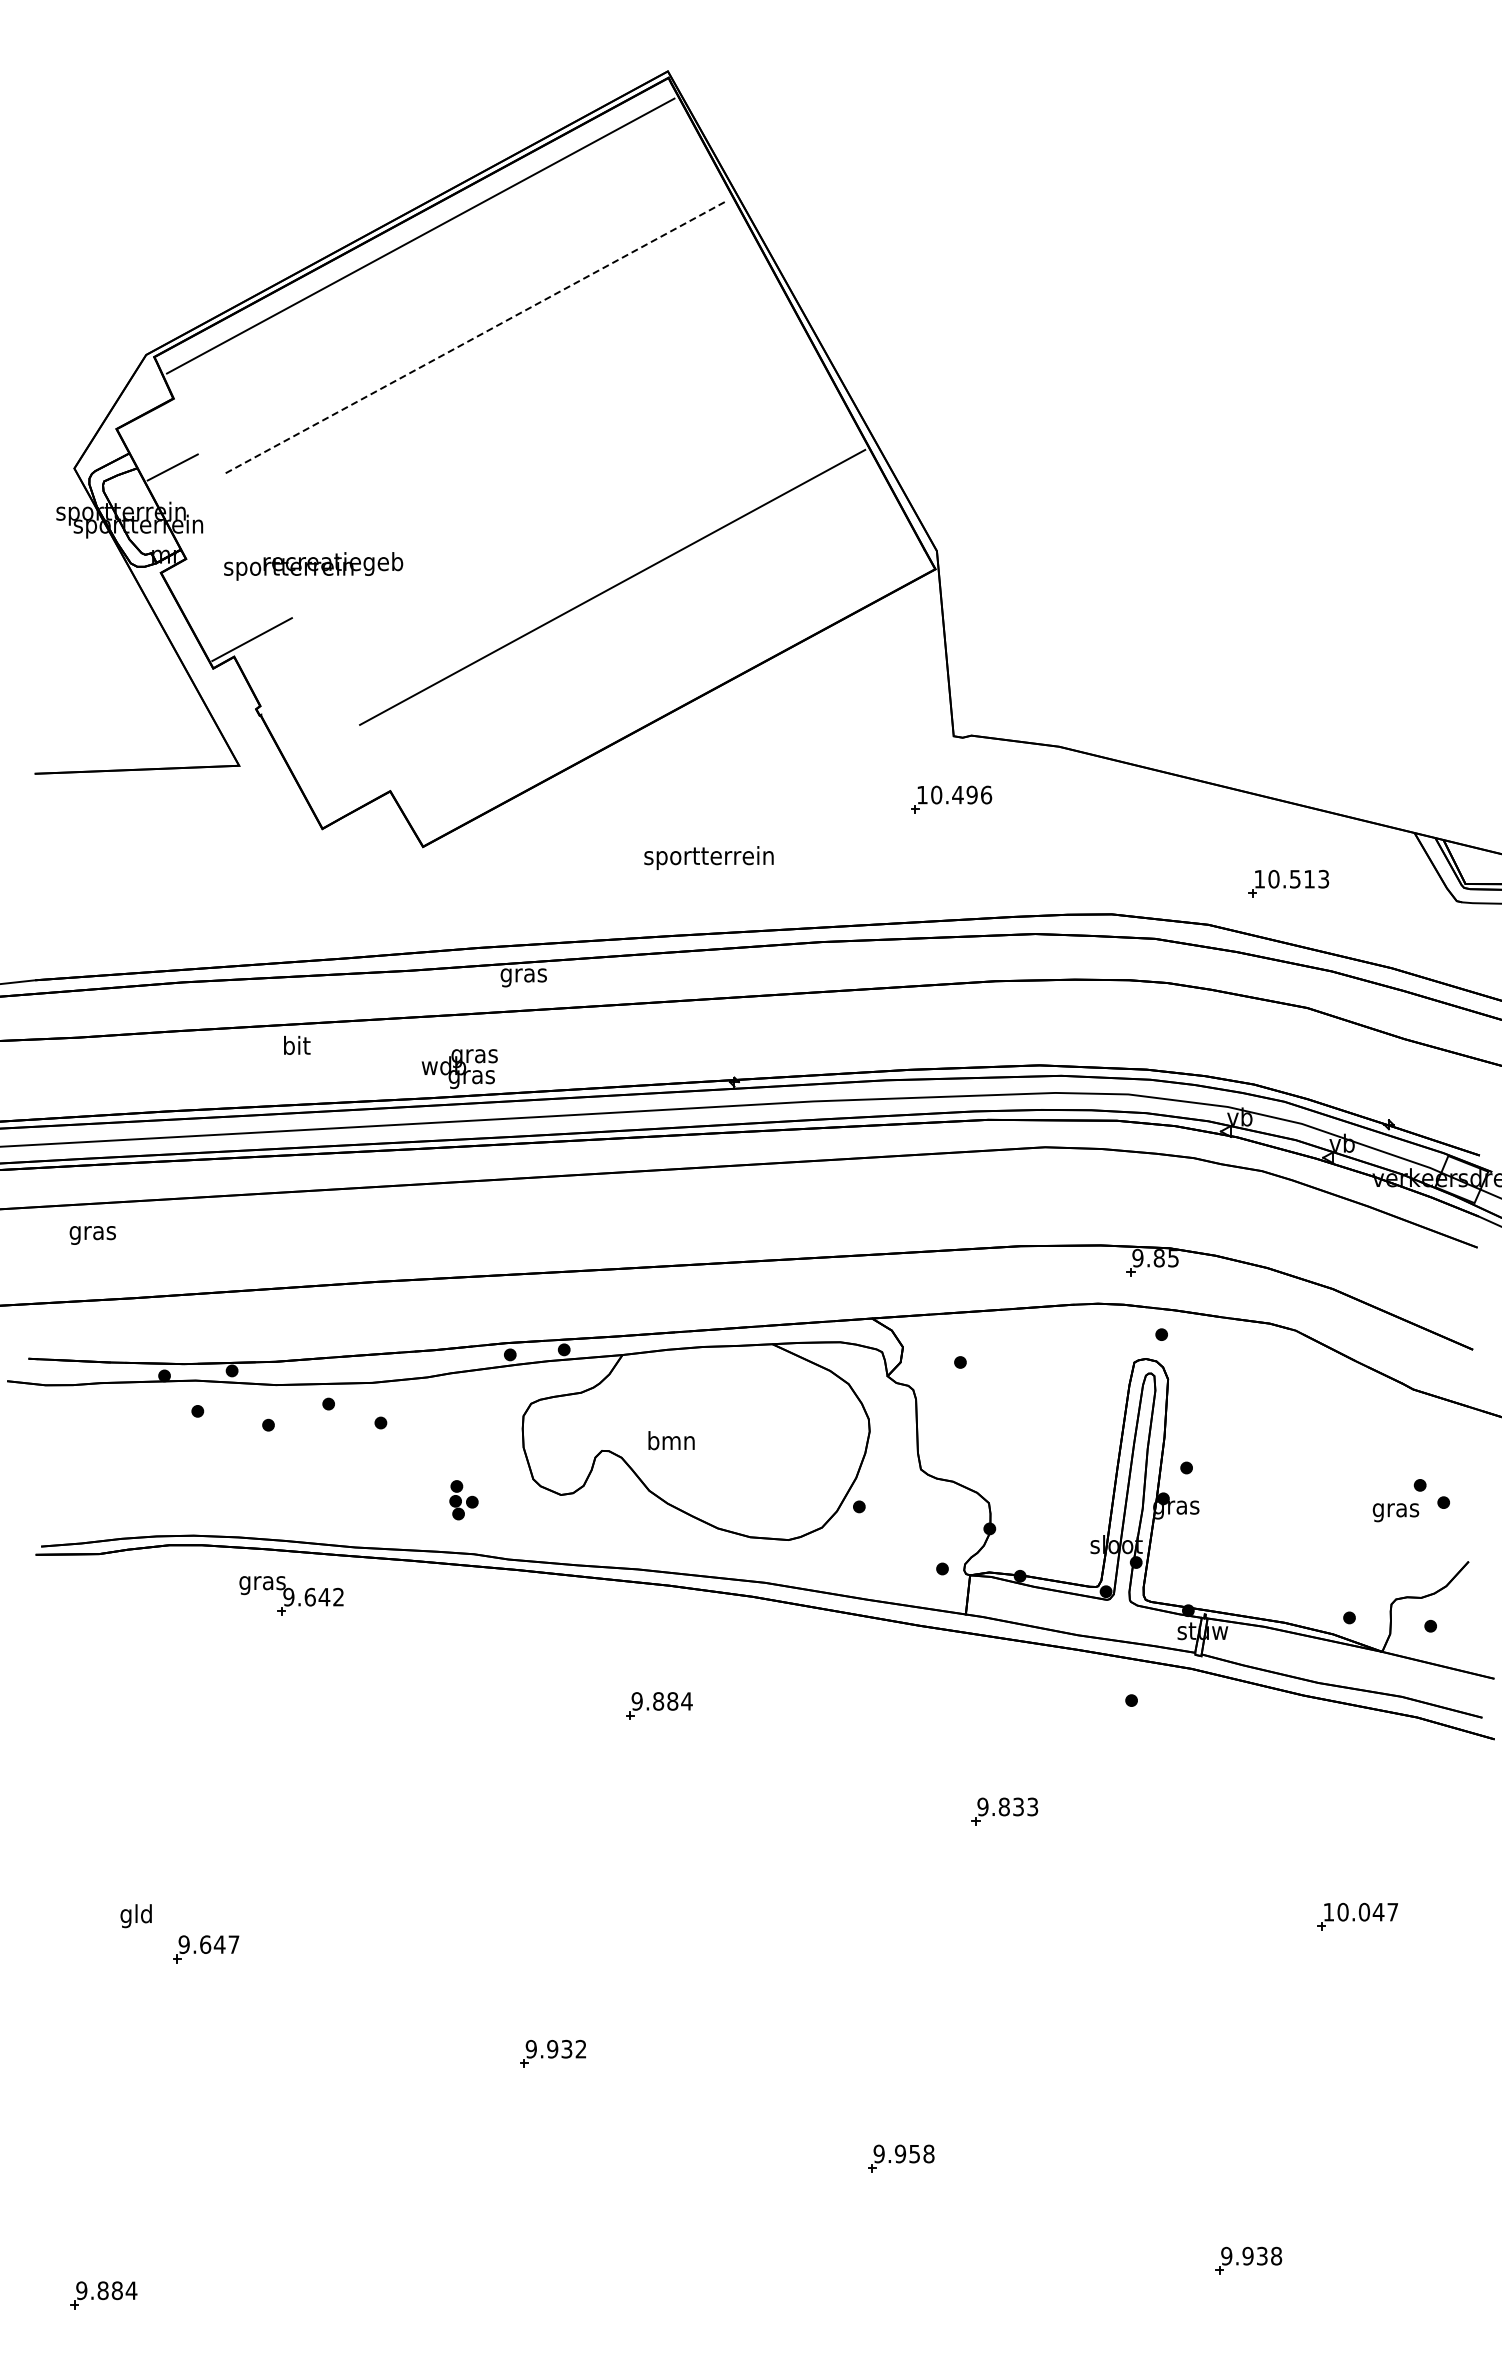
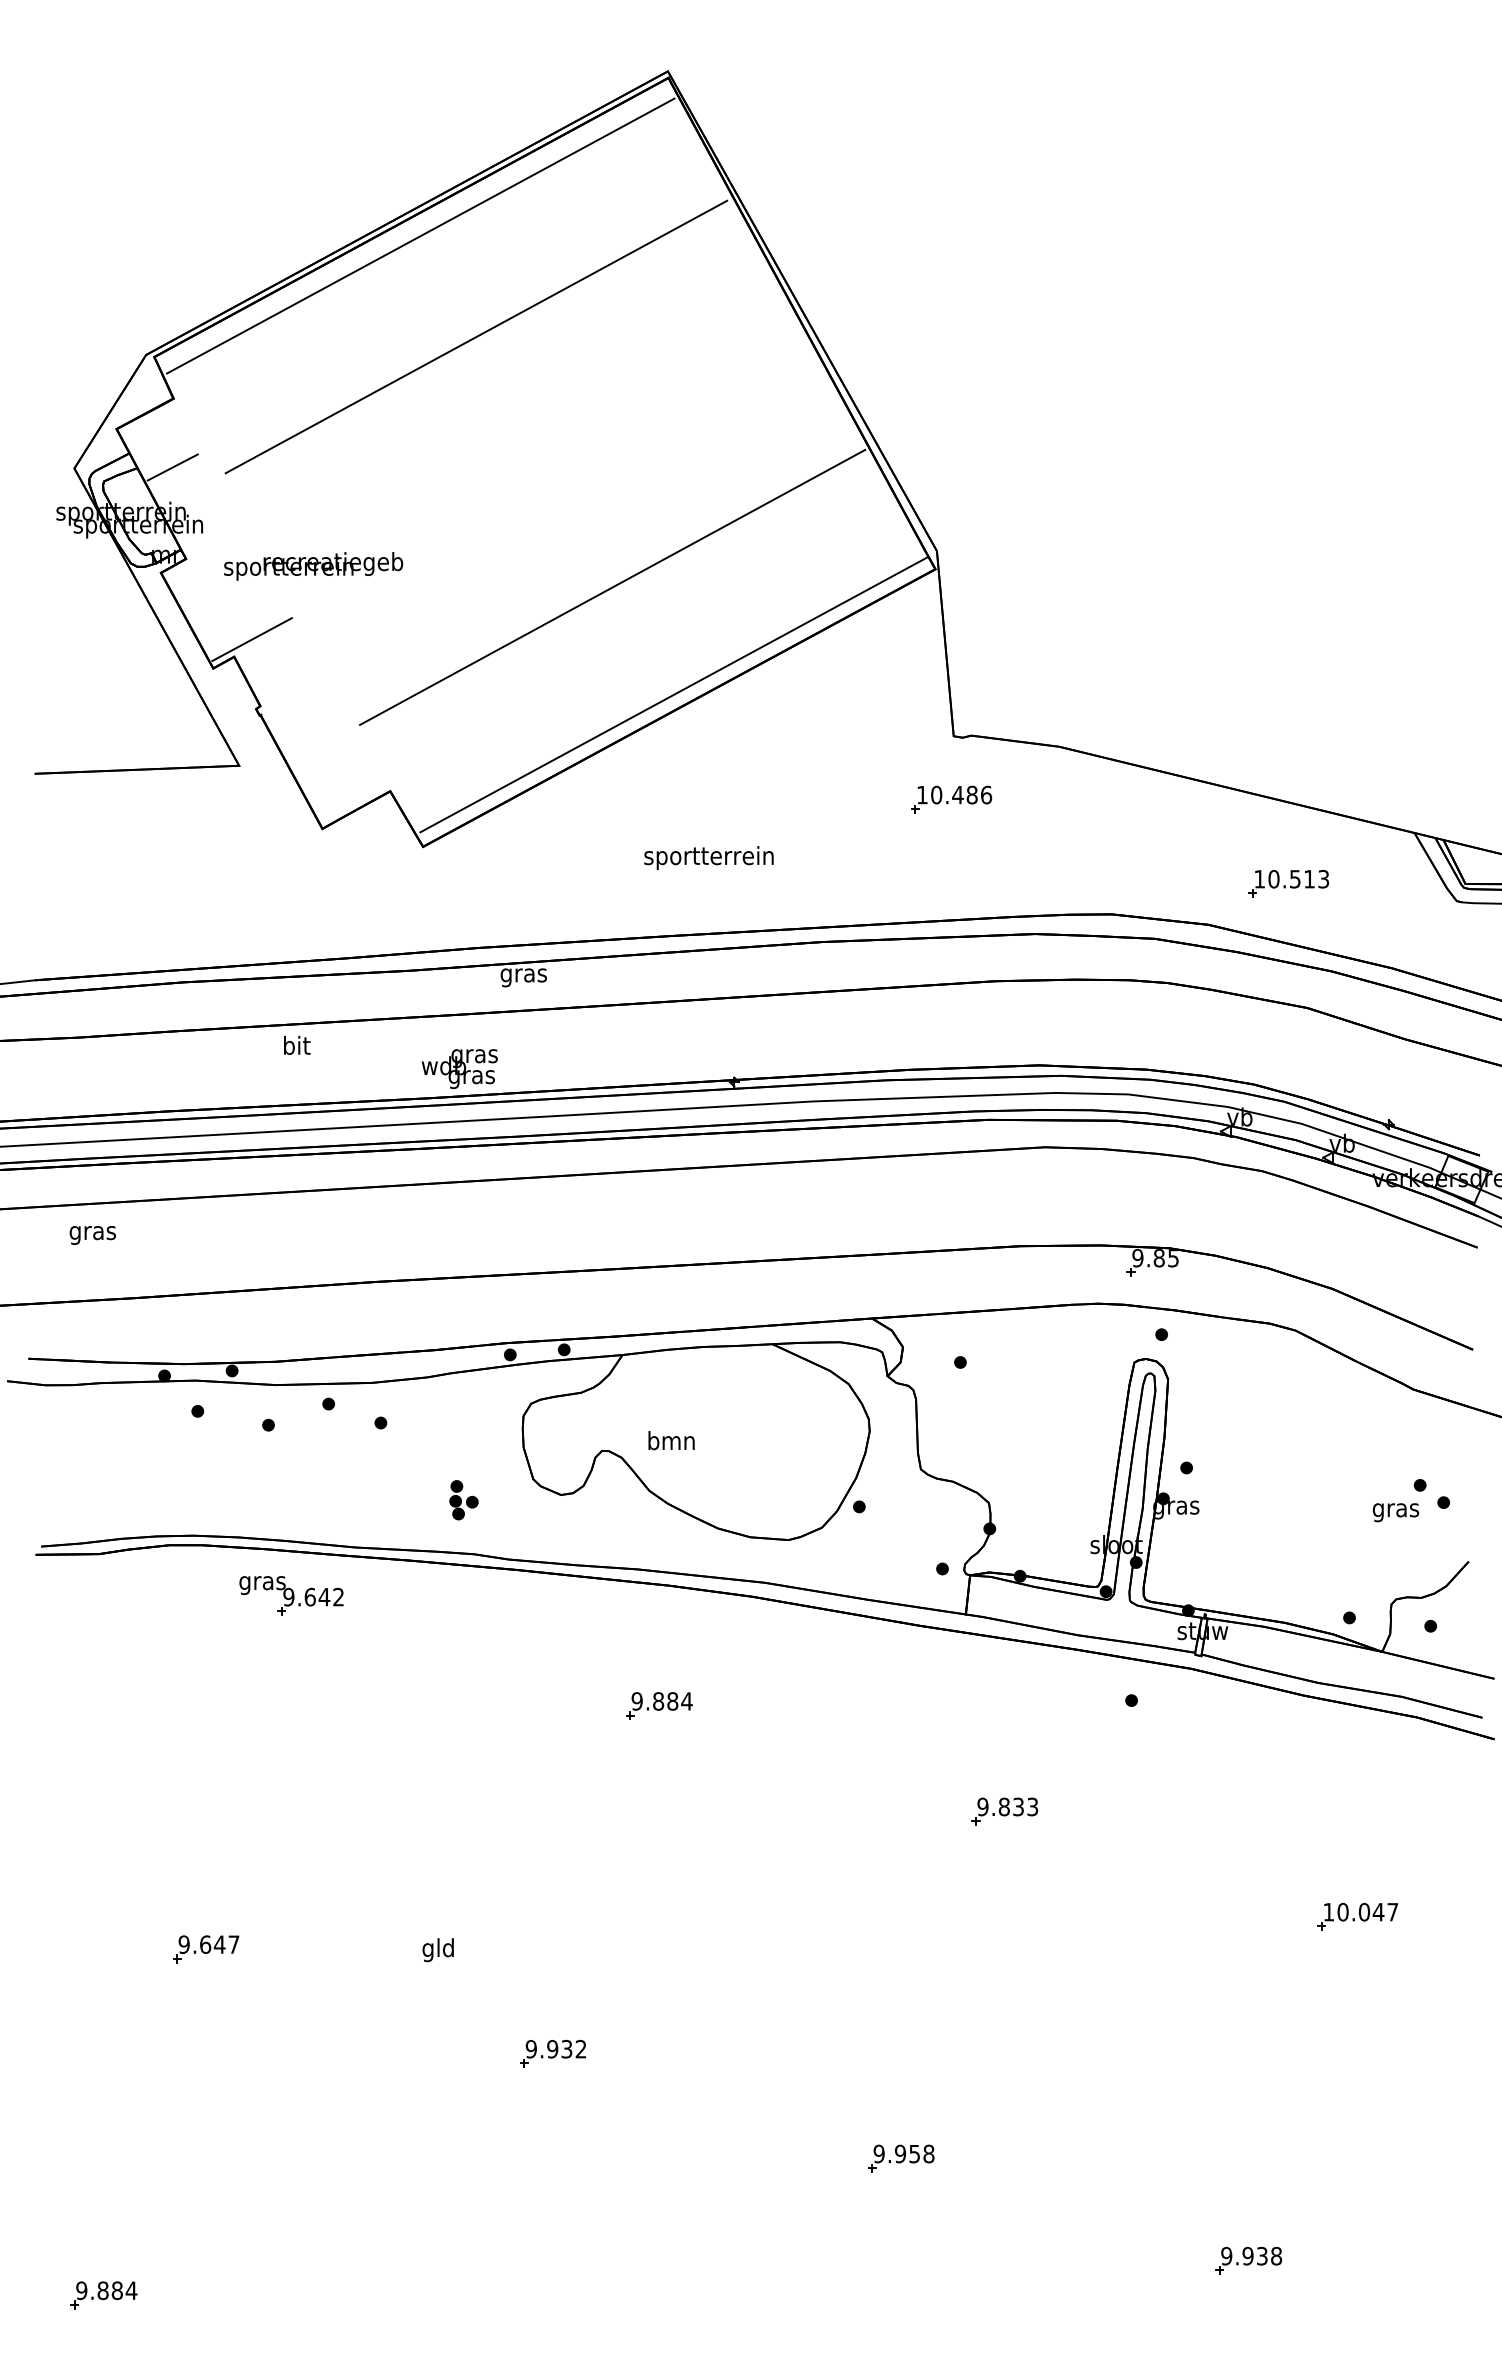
line: dashed -> solid (476, 336)
line: none -> present (673, 694)
text: 10.496 -> 10.486 (971, 795)
text position: (135, 1916) -> (437, 1950) (437, 1950)
